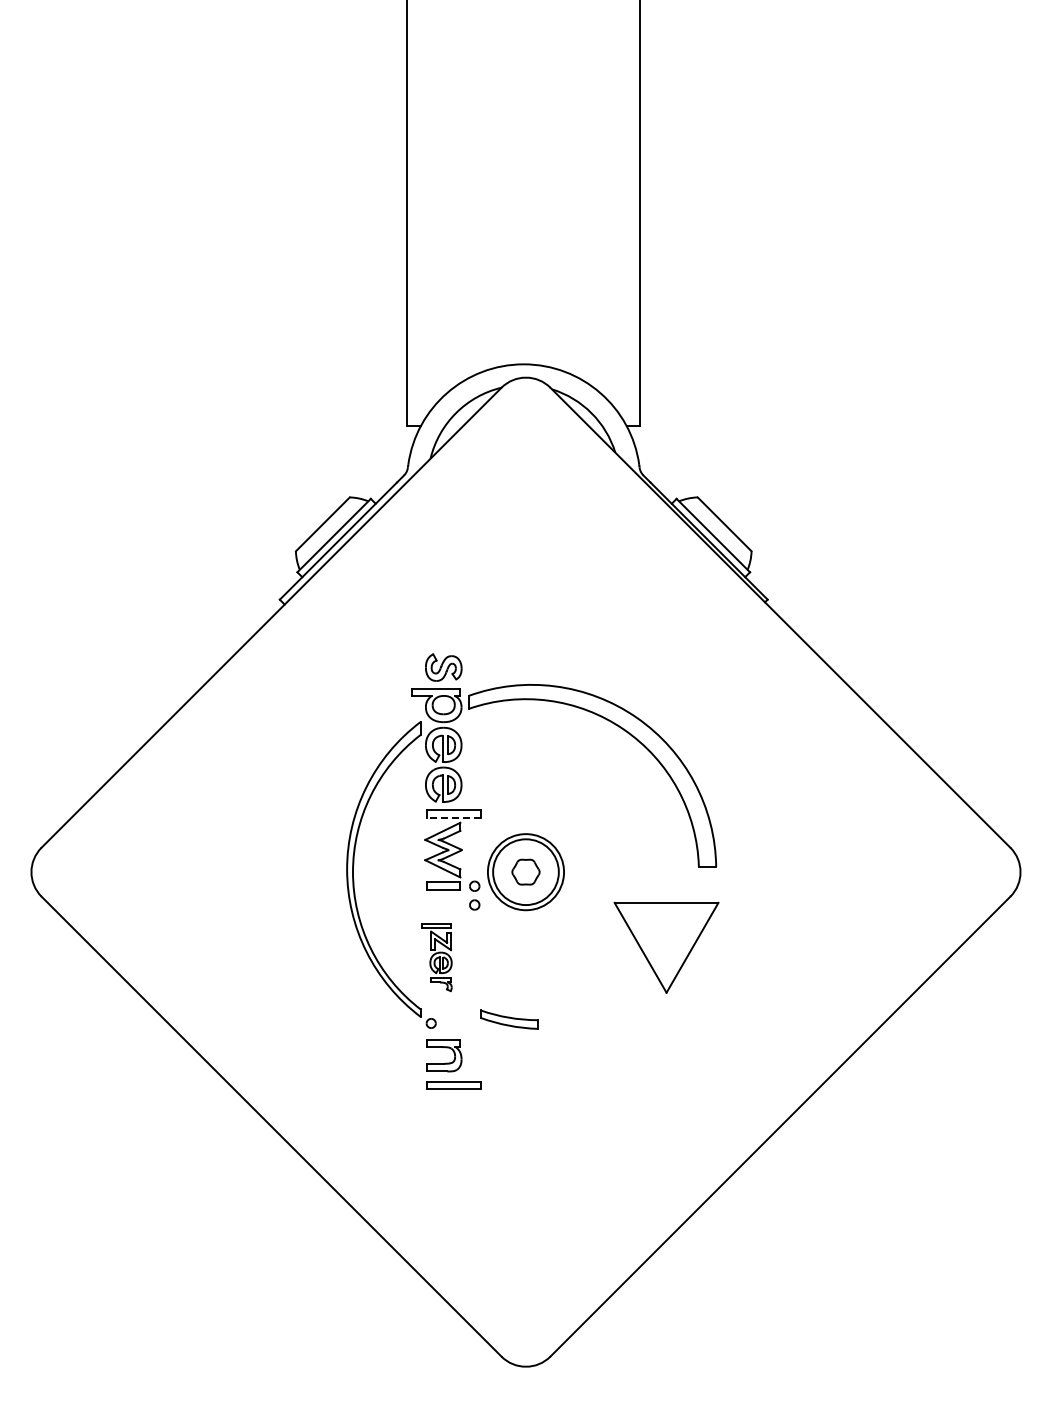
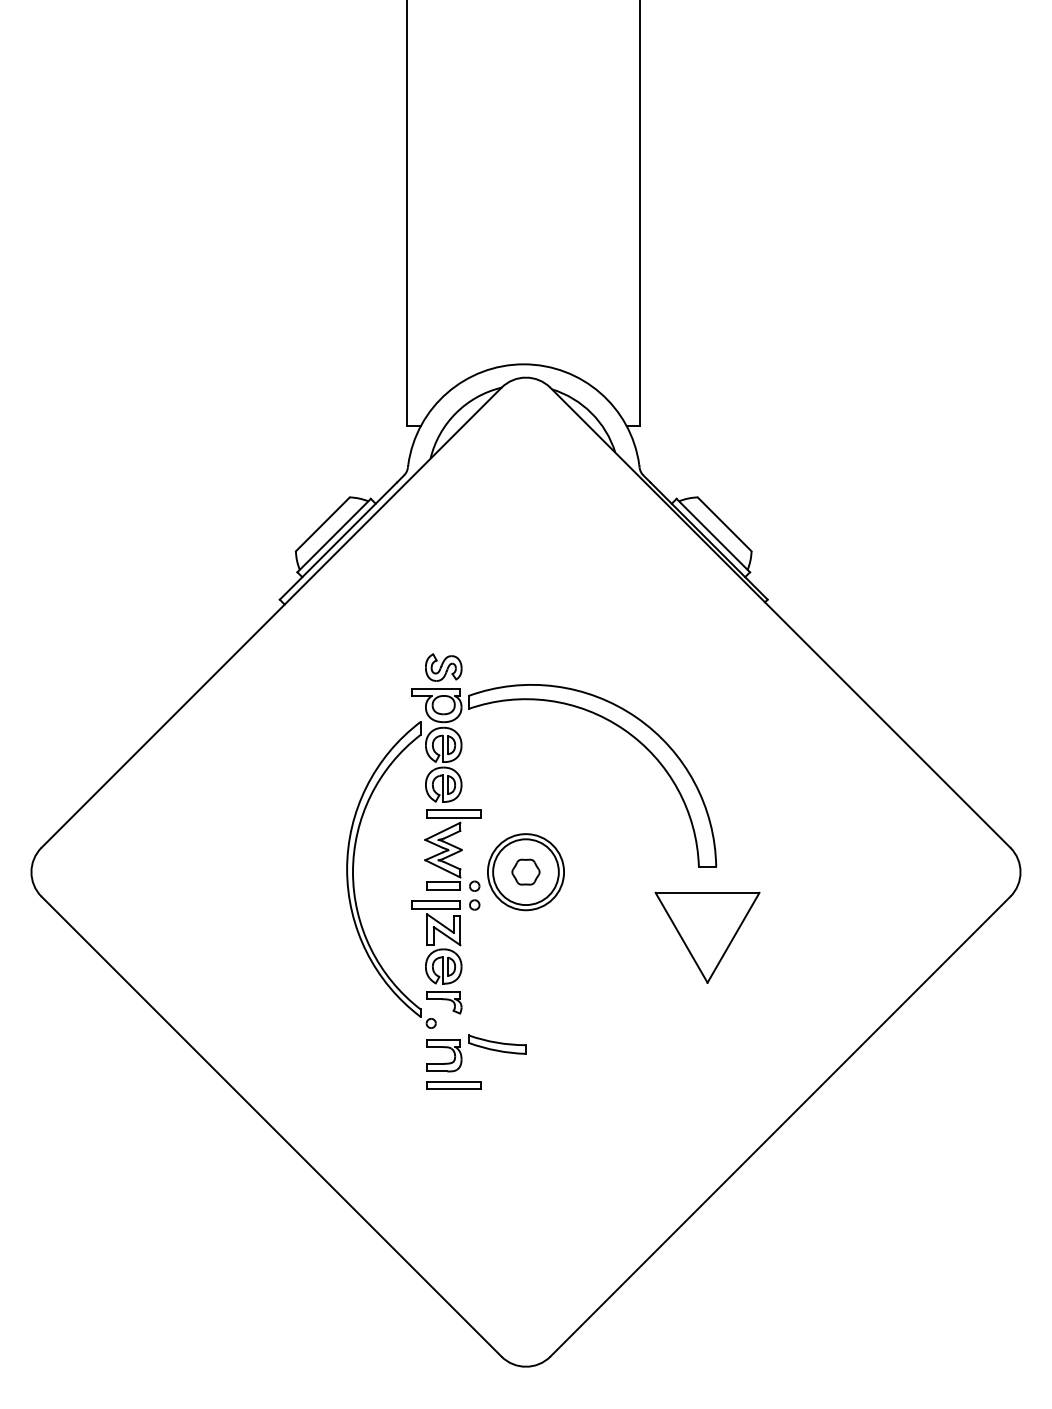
line: dashed -> solid (453, 817)
part position: (666, 947) -> (707, 937) (707, 937)
part size: 32x70 px -> 52x115 px (436, 957)
part position: (509, 1019) -> (497, 1044) (497, 1044)
